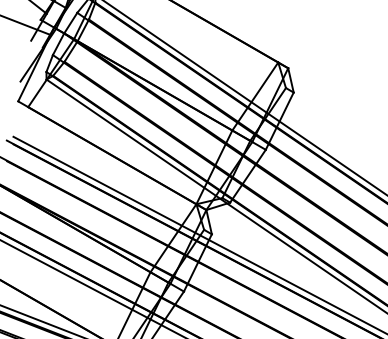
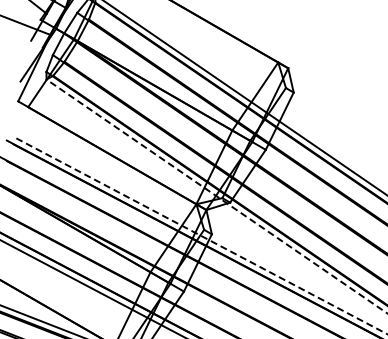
line: solid -> dashed (217, 196)
line: solid -> dashed (200, 235)
